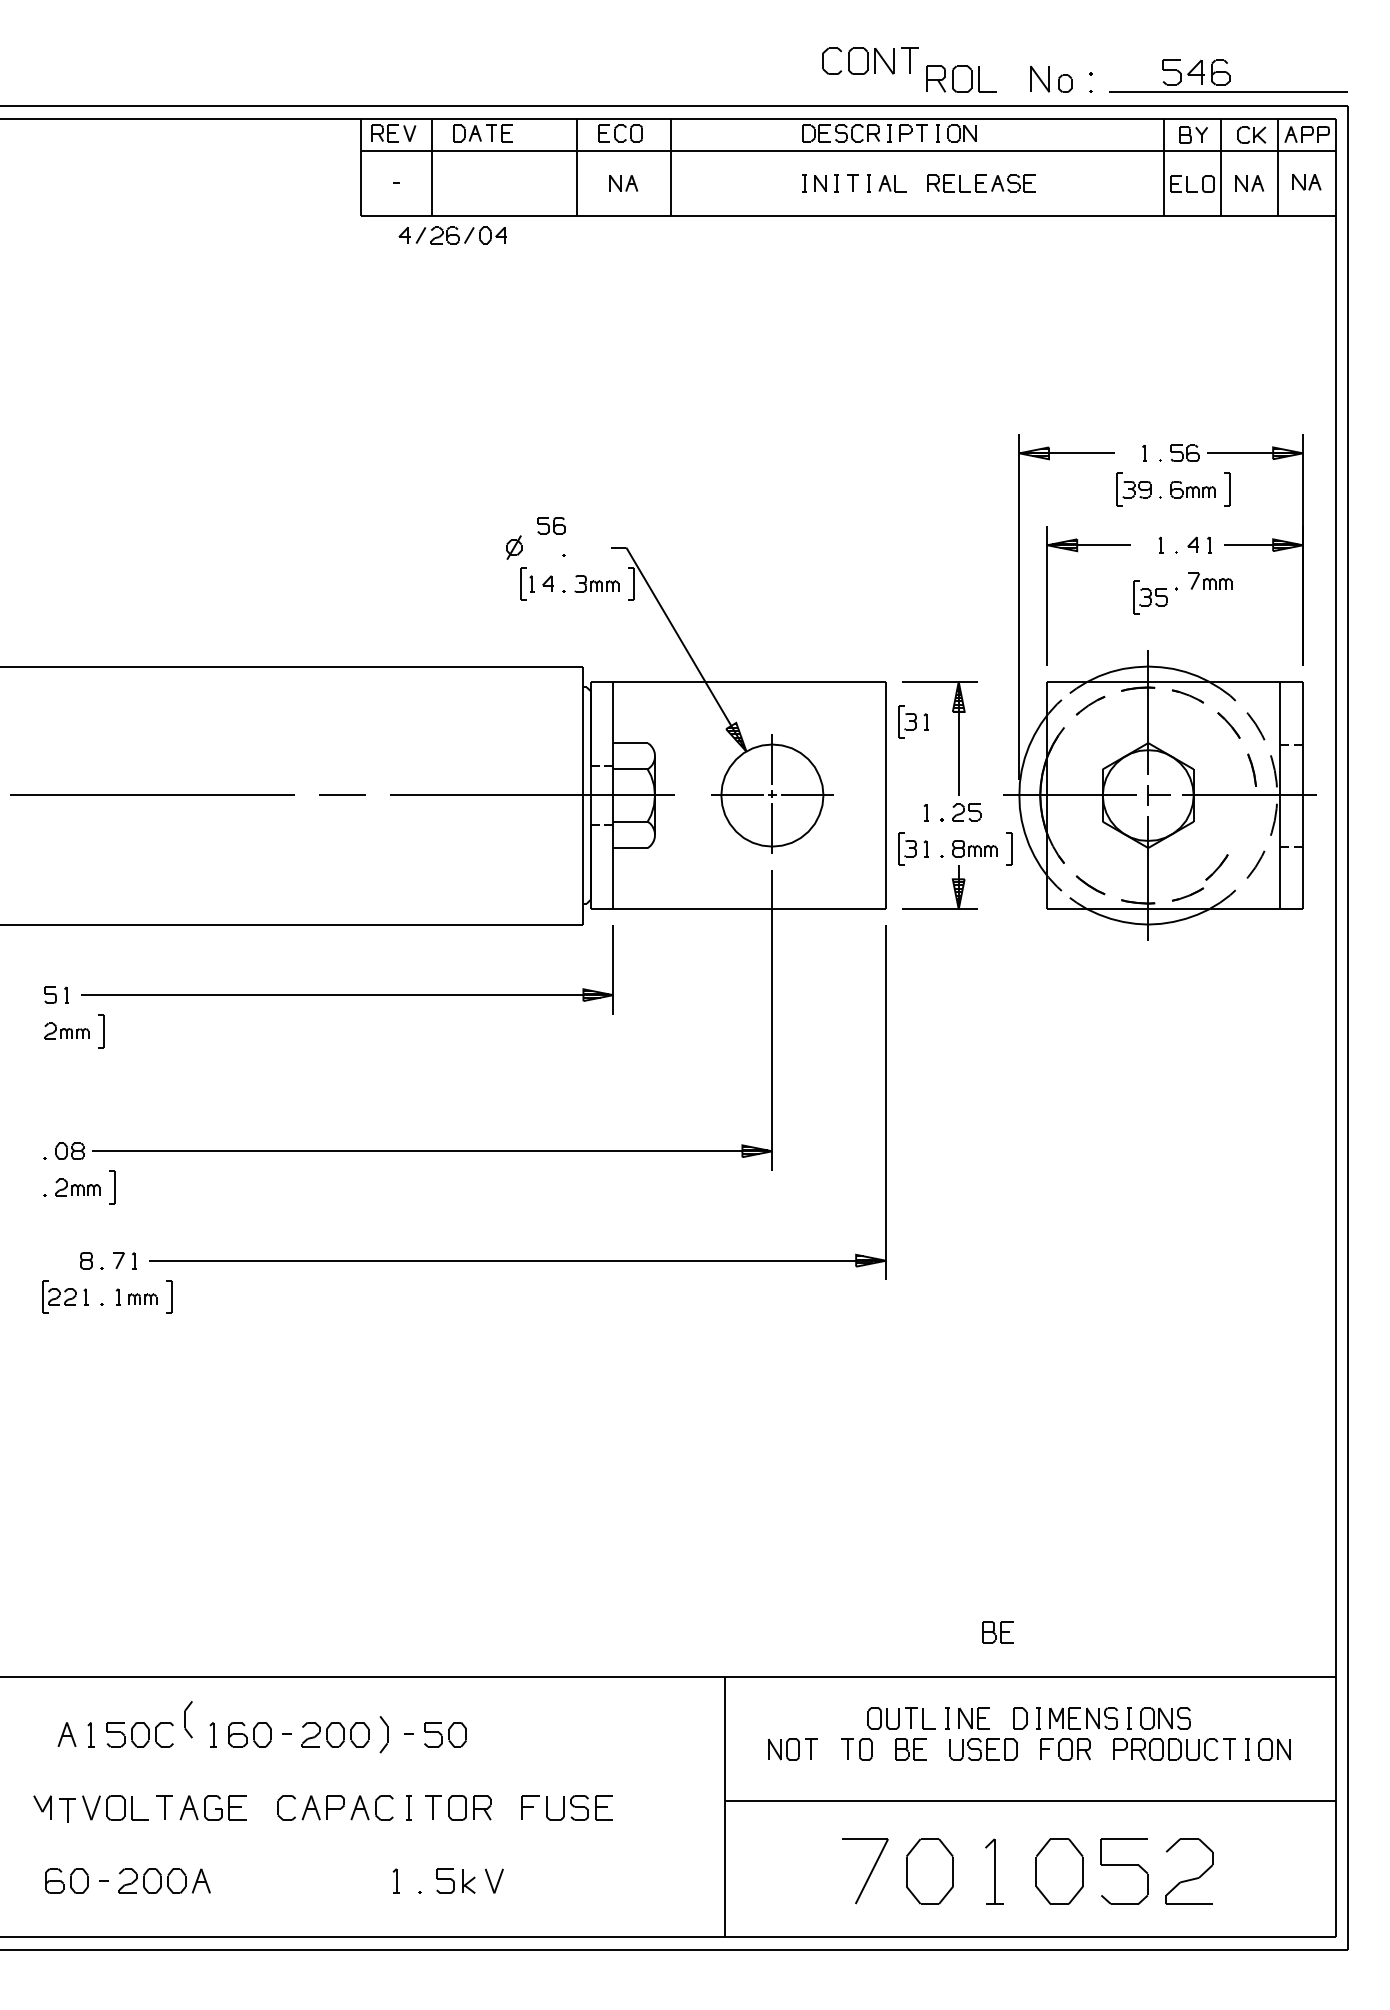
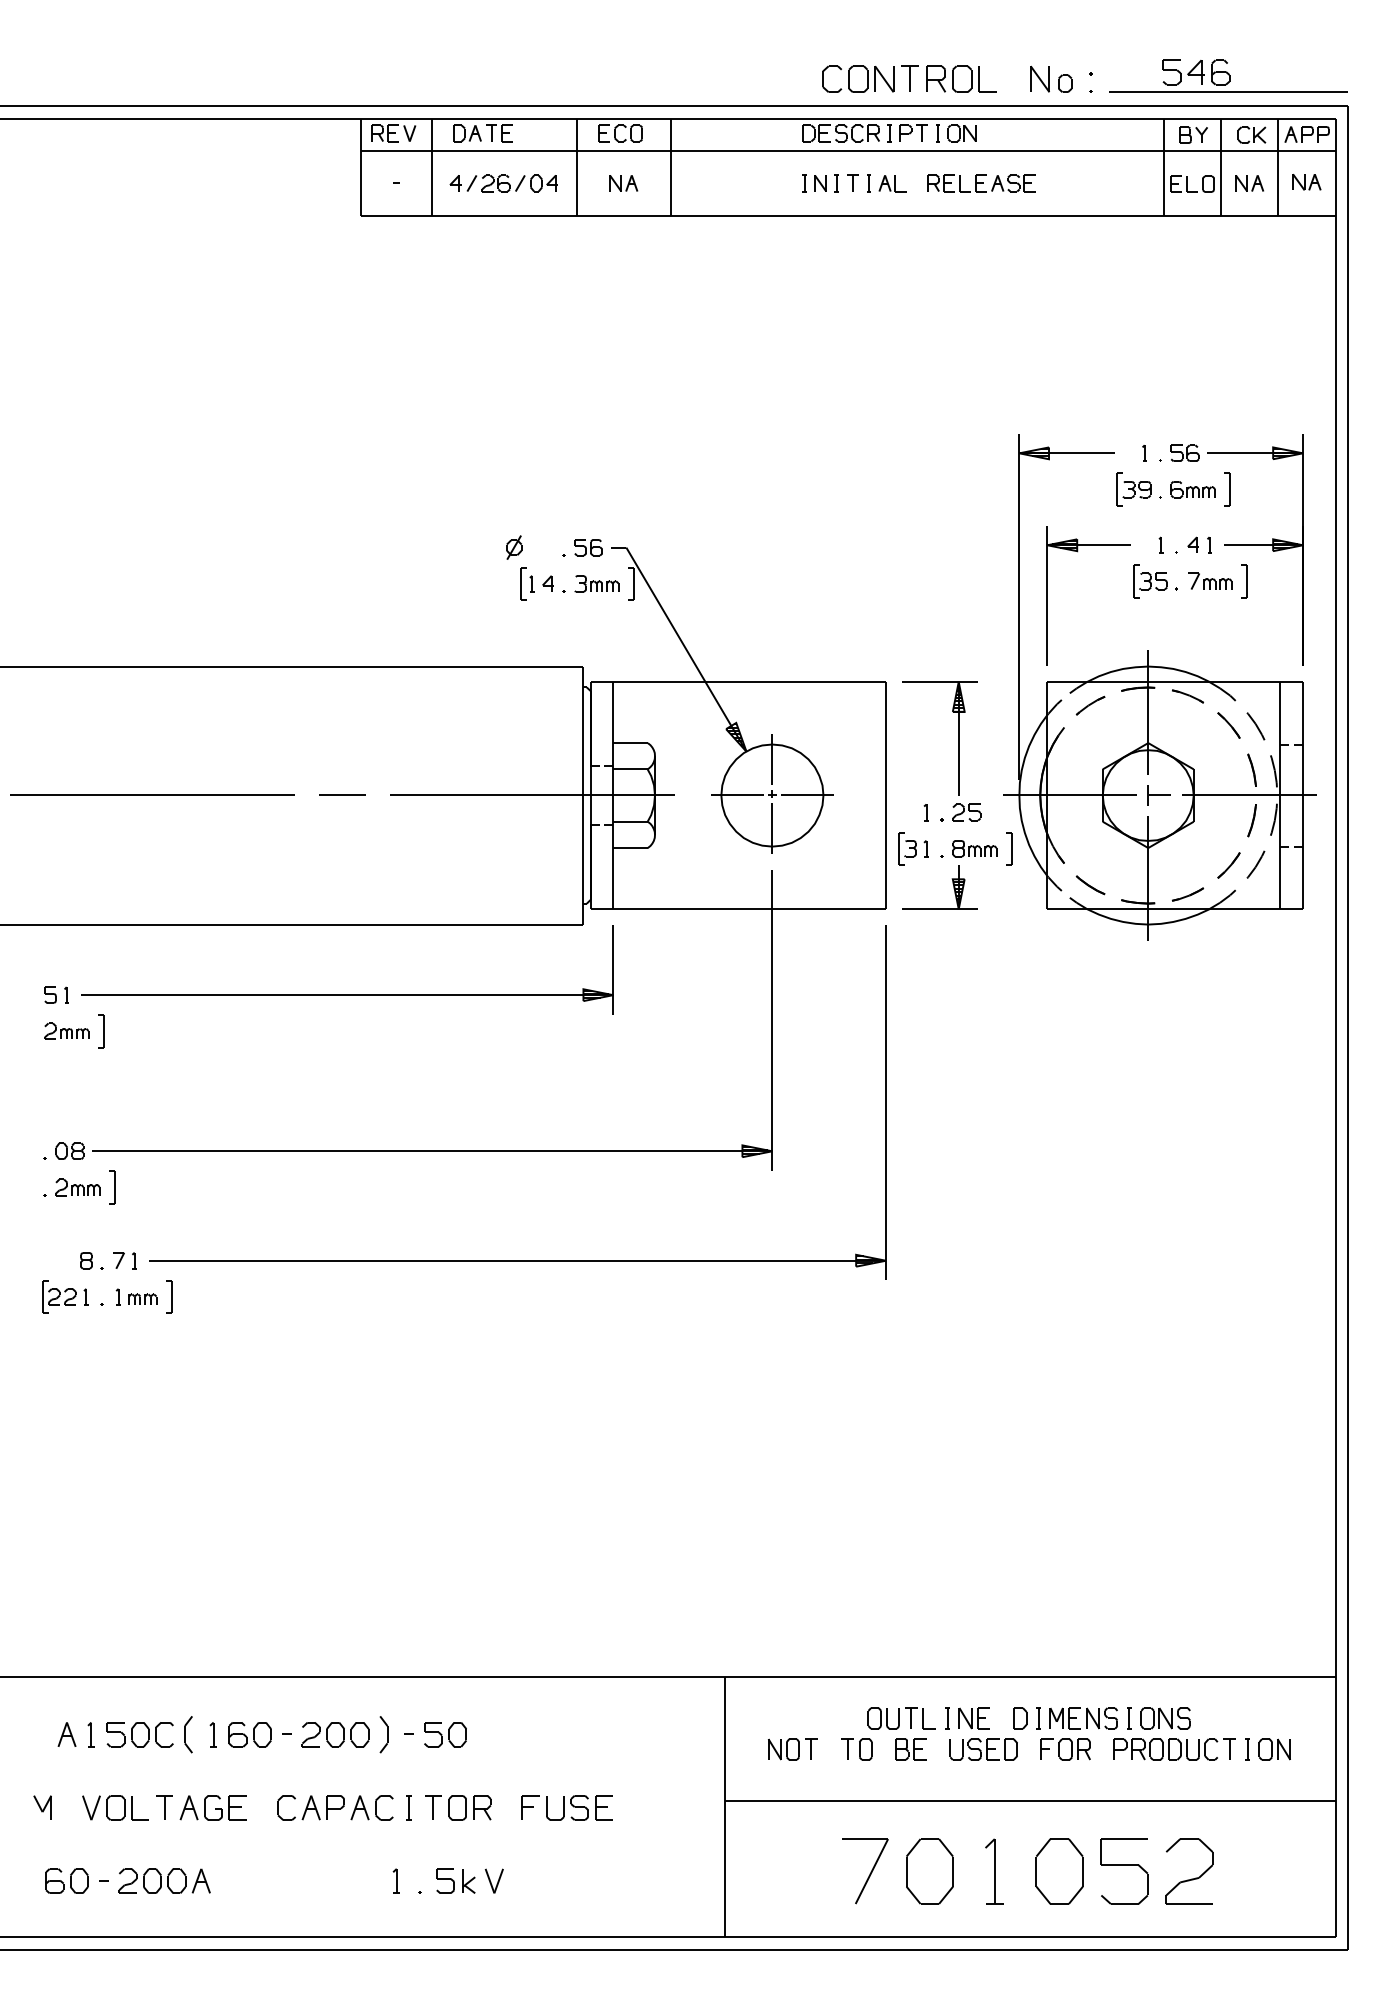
part position: (870, 60) -> (870, 78) (870, 78)
part position: (452, 235) -> (503, 183) (503, 183)
part position: (551, 525) -> (588, 547) (588, 547)
part: none -> present (1244, 581)
part position: (1150, 597) -> (1150, 581) (1150, 581)
part: present -> none (913, 721)
part: none -> present (1251, 820)
part position: (1216, 867) -> (1228, 865) (1228, 865)
part: present -> none (997, 1632)
part position: (188, 1719) -> (188, 1734) (188, 1734)
part: present -> none (67, 1810)
